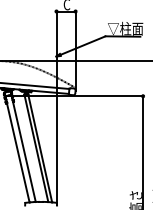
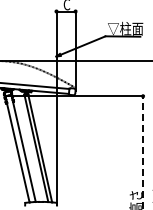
line: solid -> dashed (143, 152)
